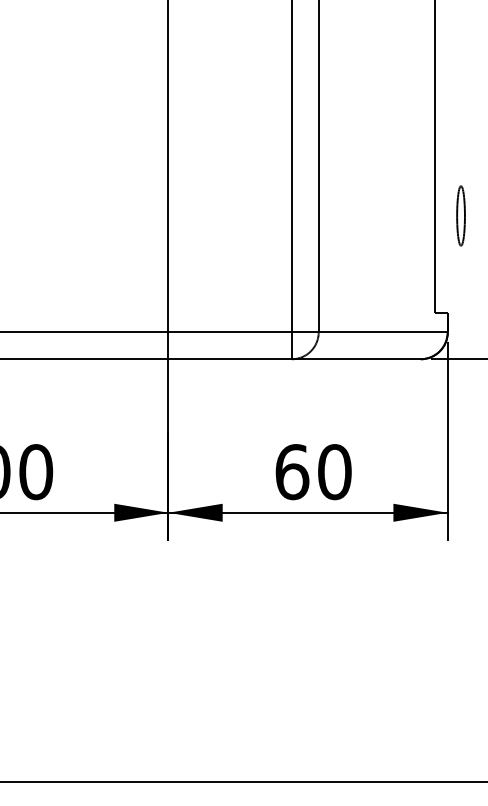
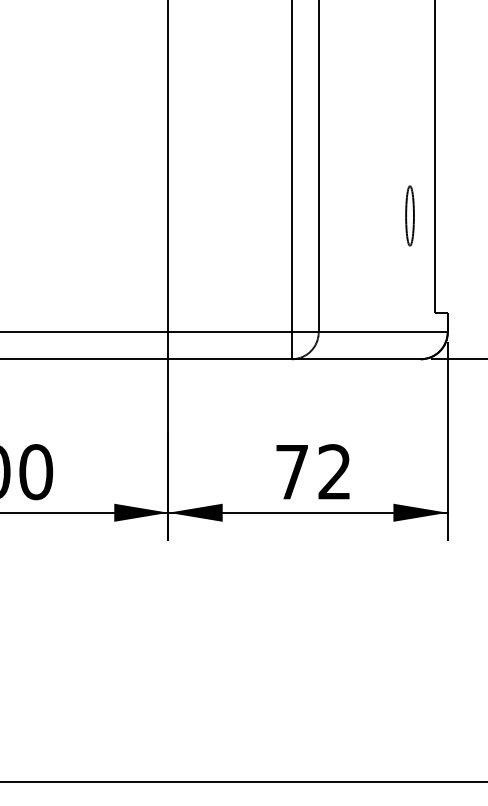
part position: (460, 215) -> (409, 215) (409, 215)
text: 60 -> 72 (313, 472)
